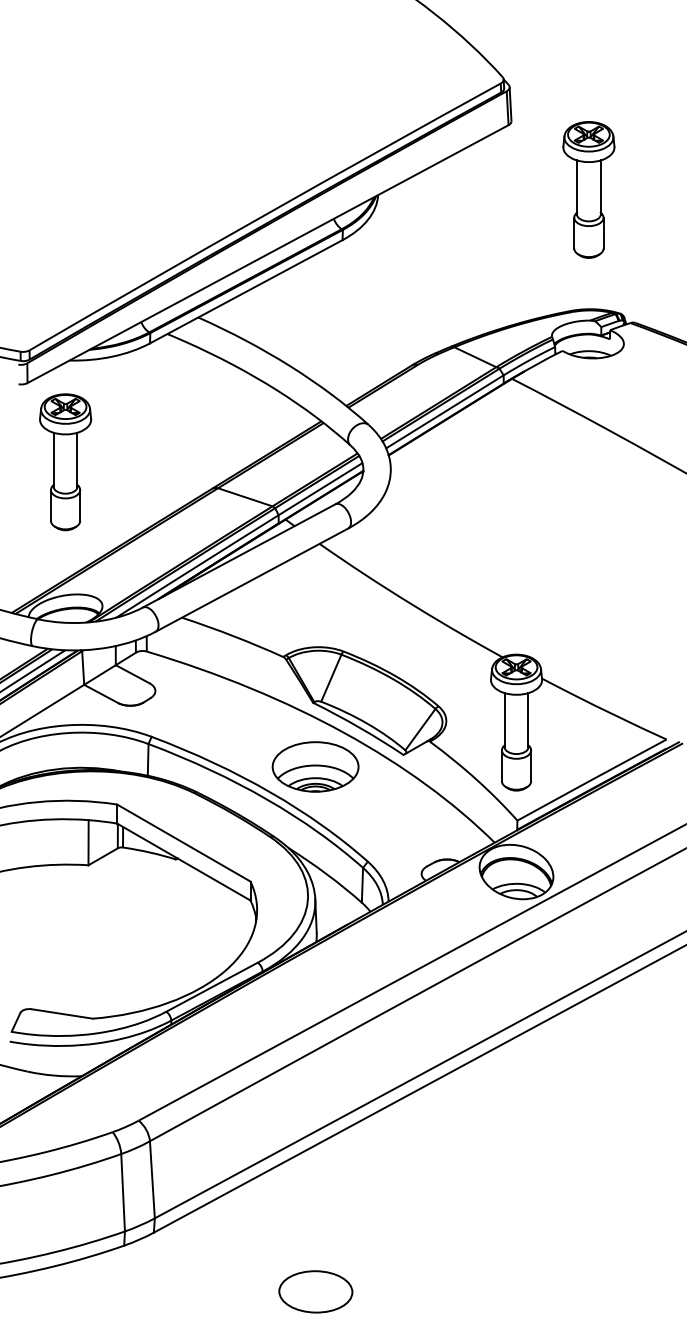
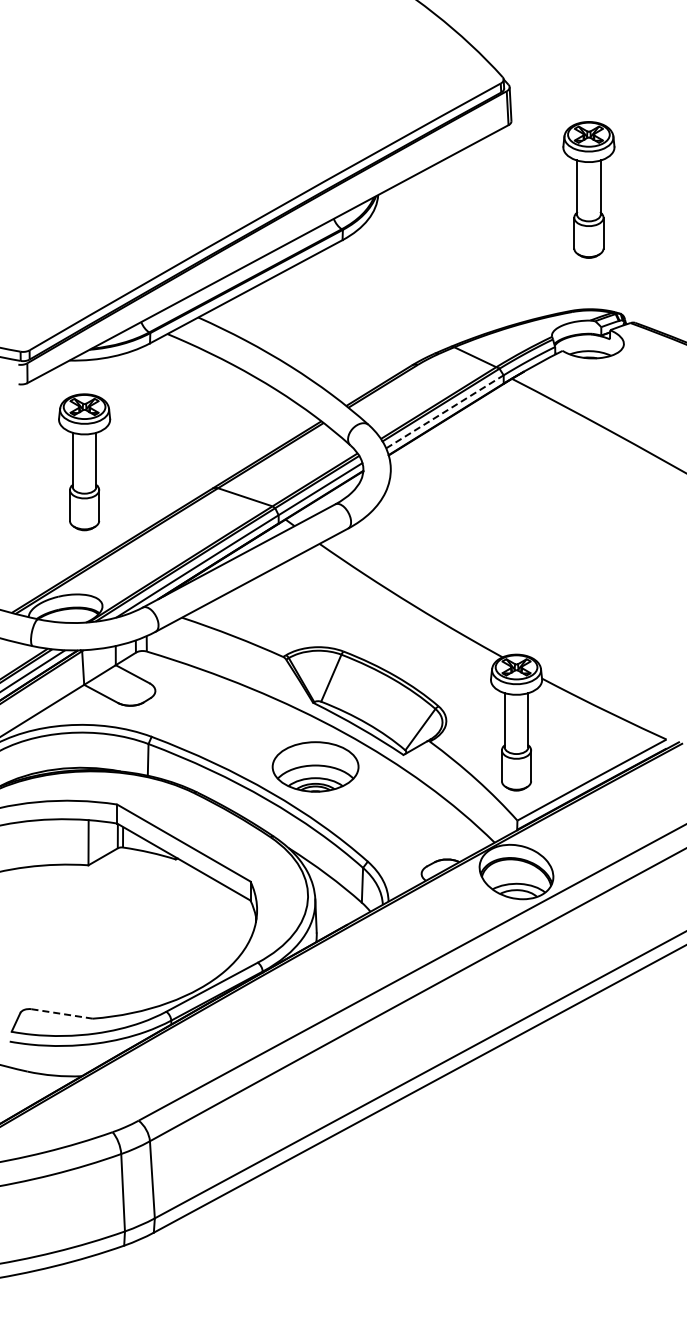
line: solid -> dashed (445, 411)
part position: (65, 462) -> (84, 462) (84, 462)
line: solid -> dashed (62, 1013)
part: present -> none (315, 1291)
